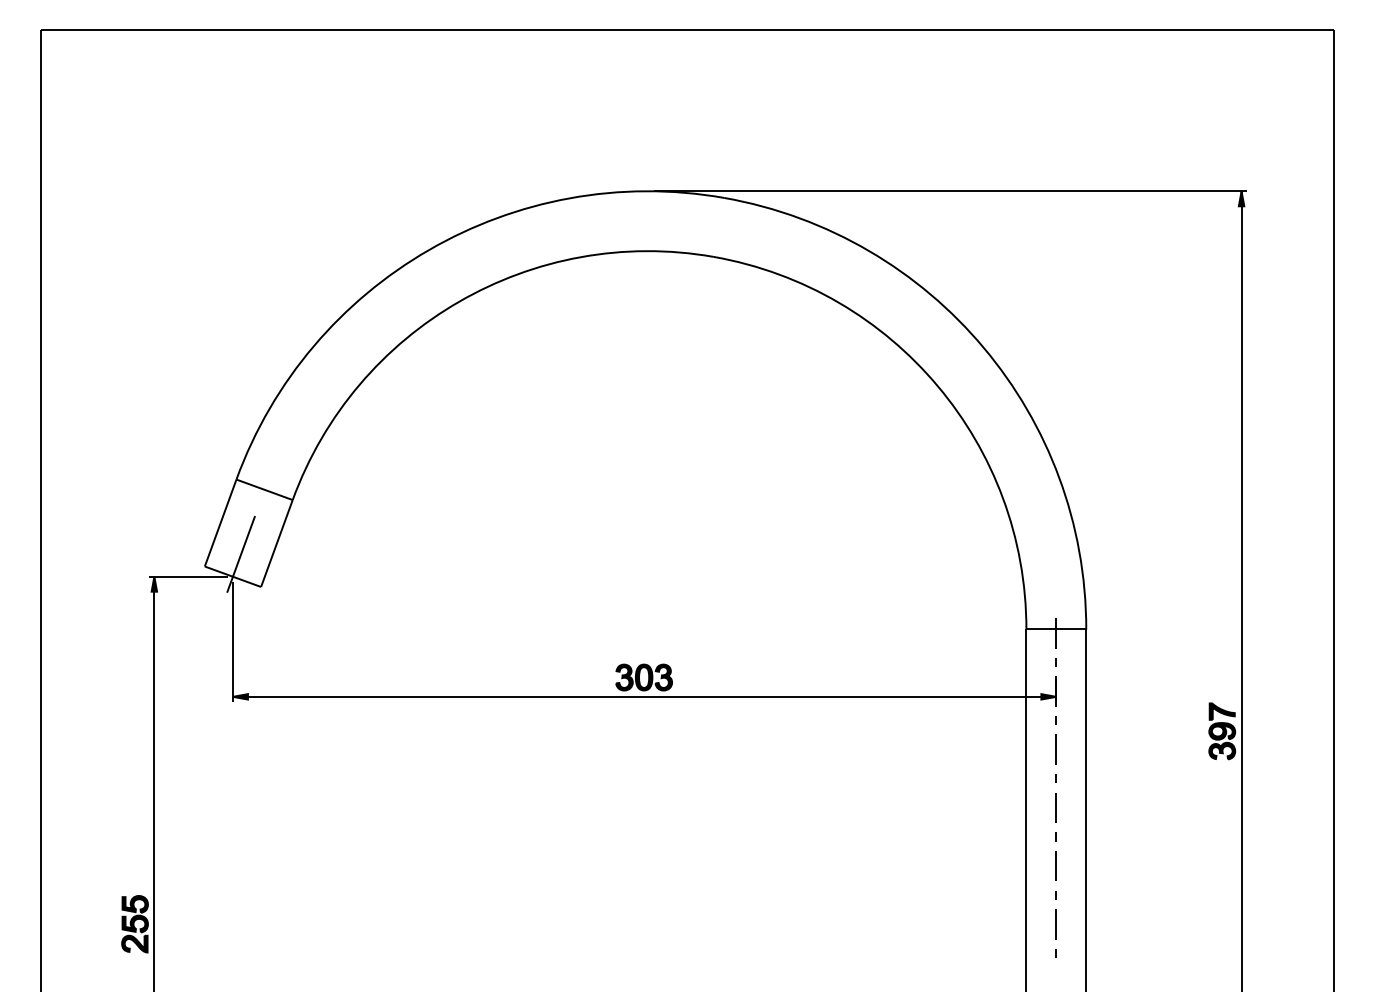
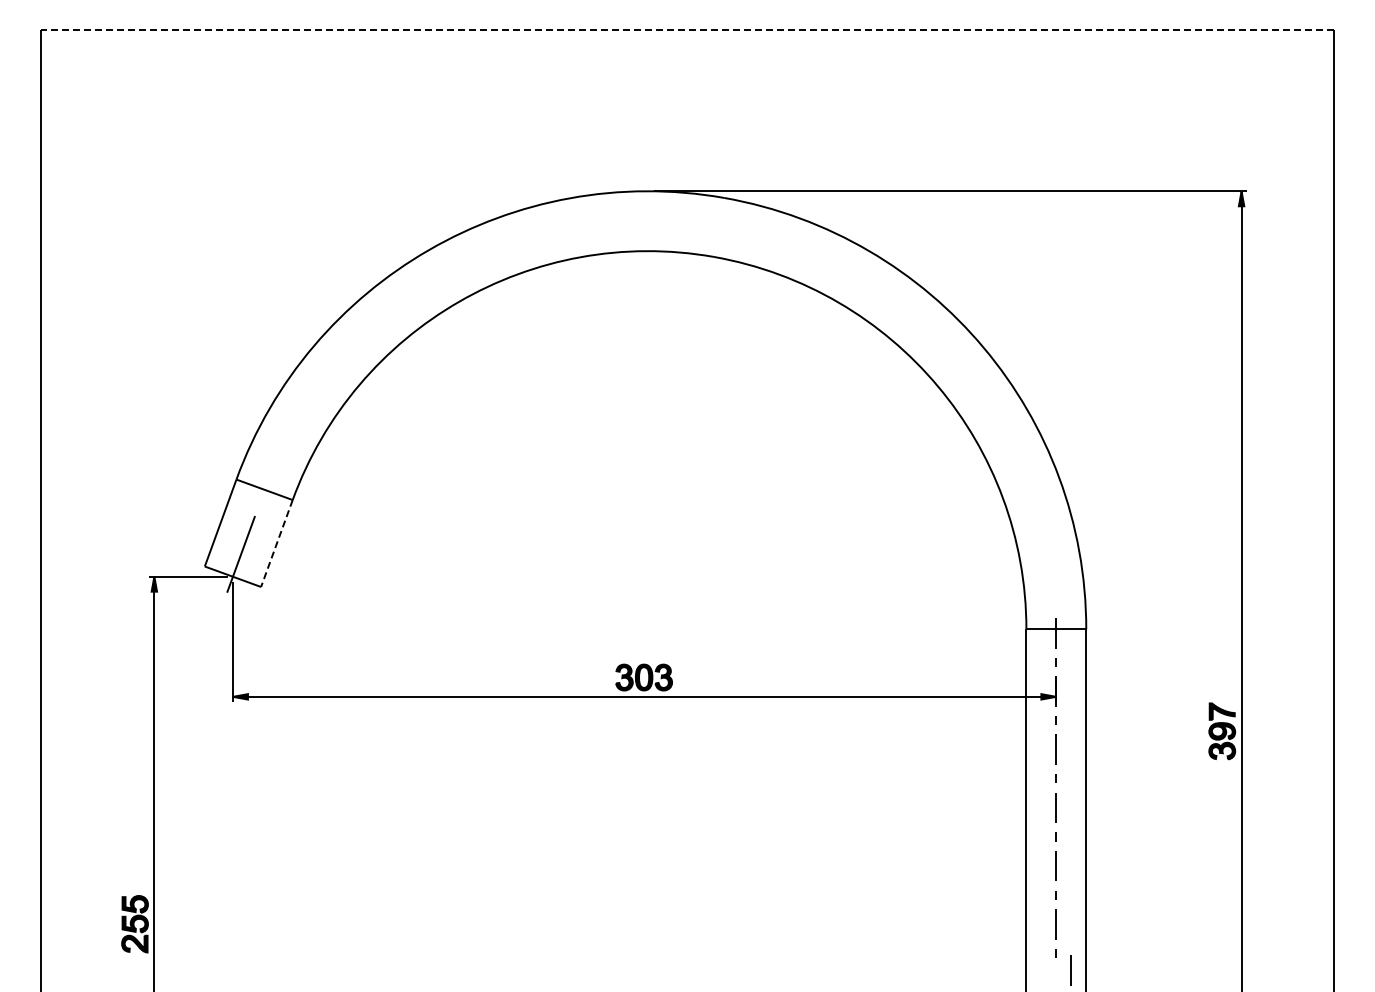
line: solid -> dashed (686, 29)
line: solid -> dashed (276, 543)
line: none -> present (1070, 970)
